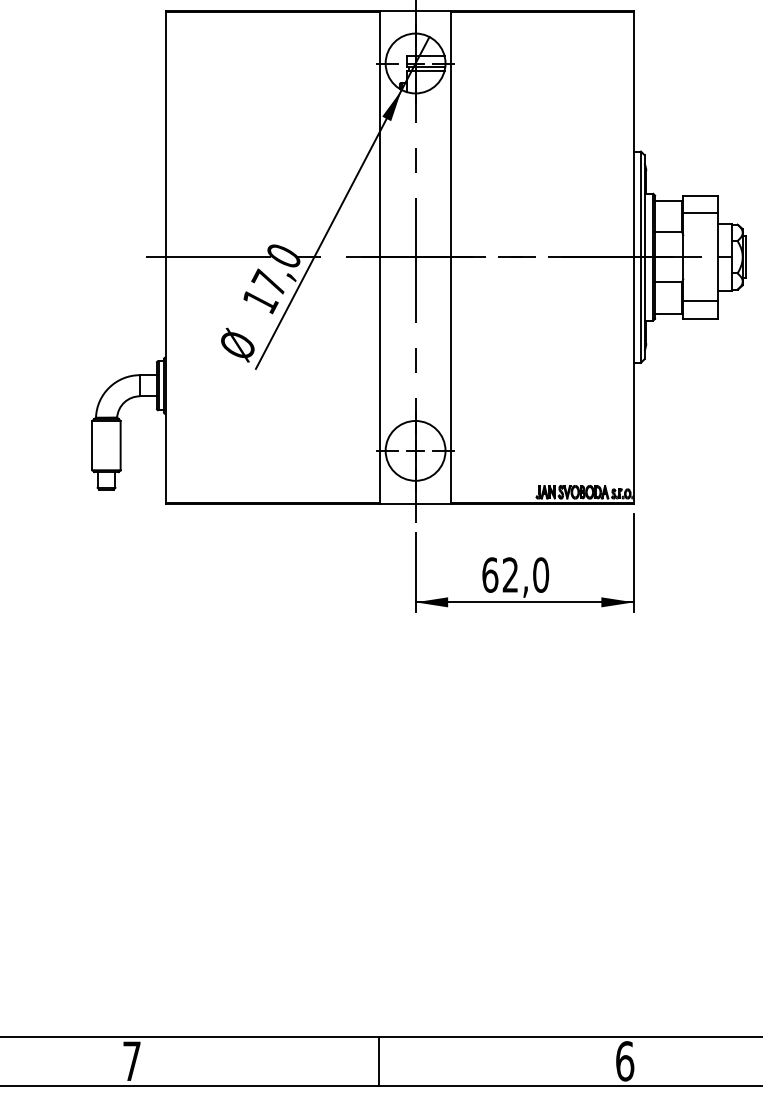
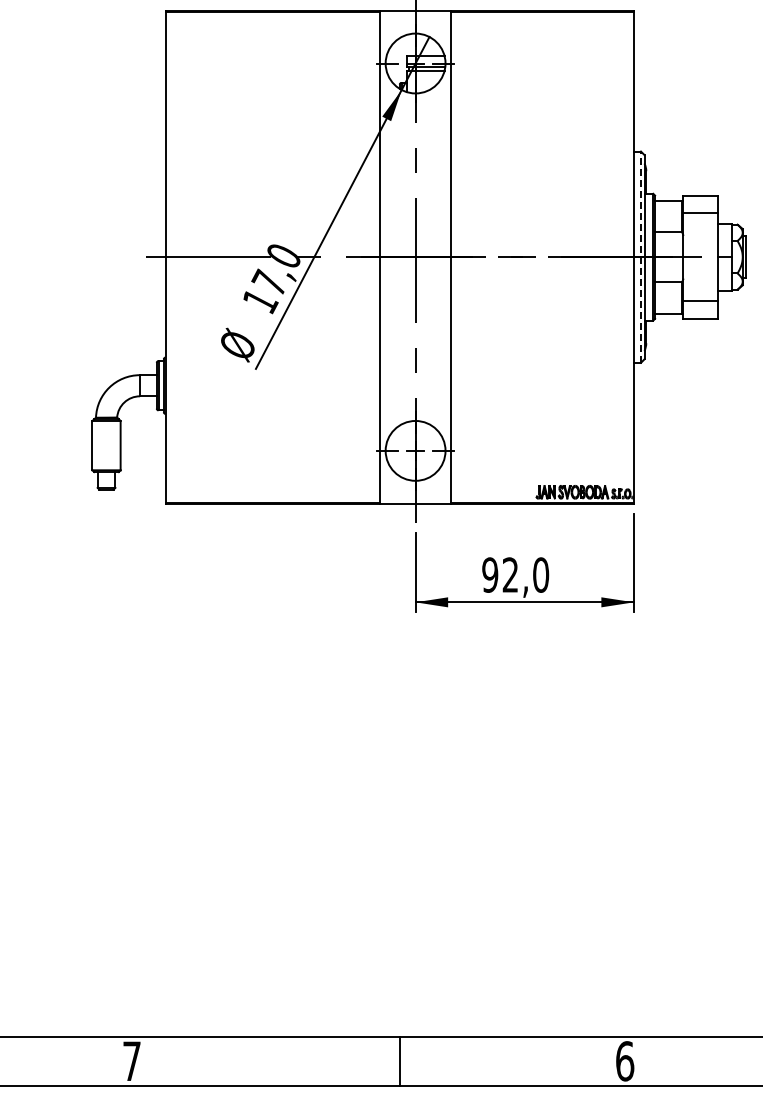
line: solid -> dashed (640, 257)
text: 62,0 -> 92,0 (490, 574)
line position: (379, 1061) -> (400, 1061) (400, 1061)
